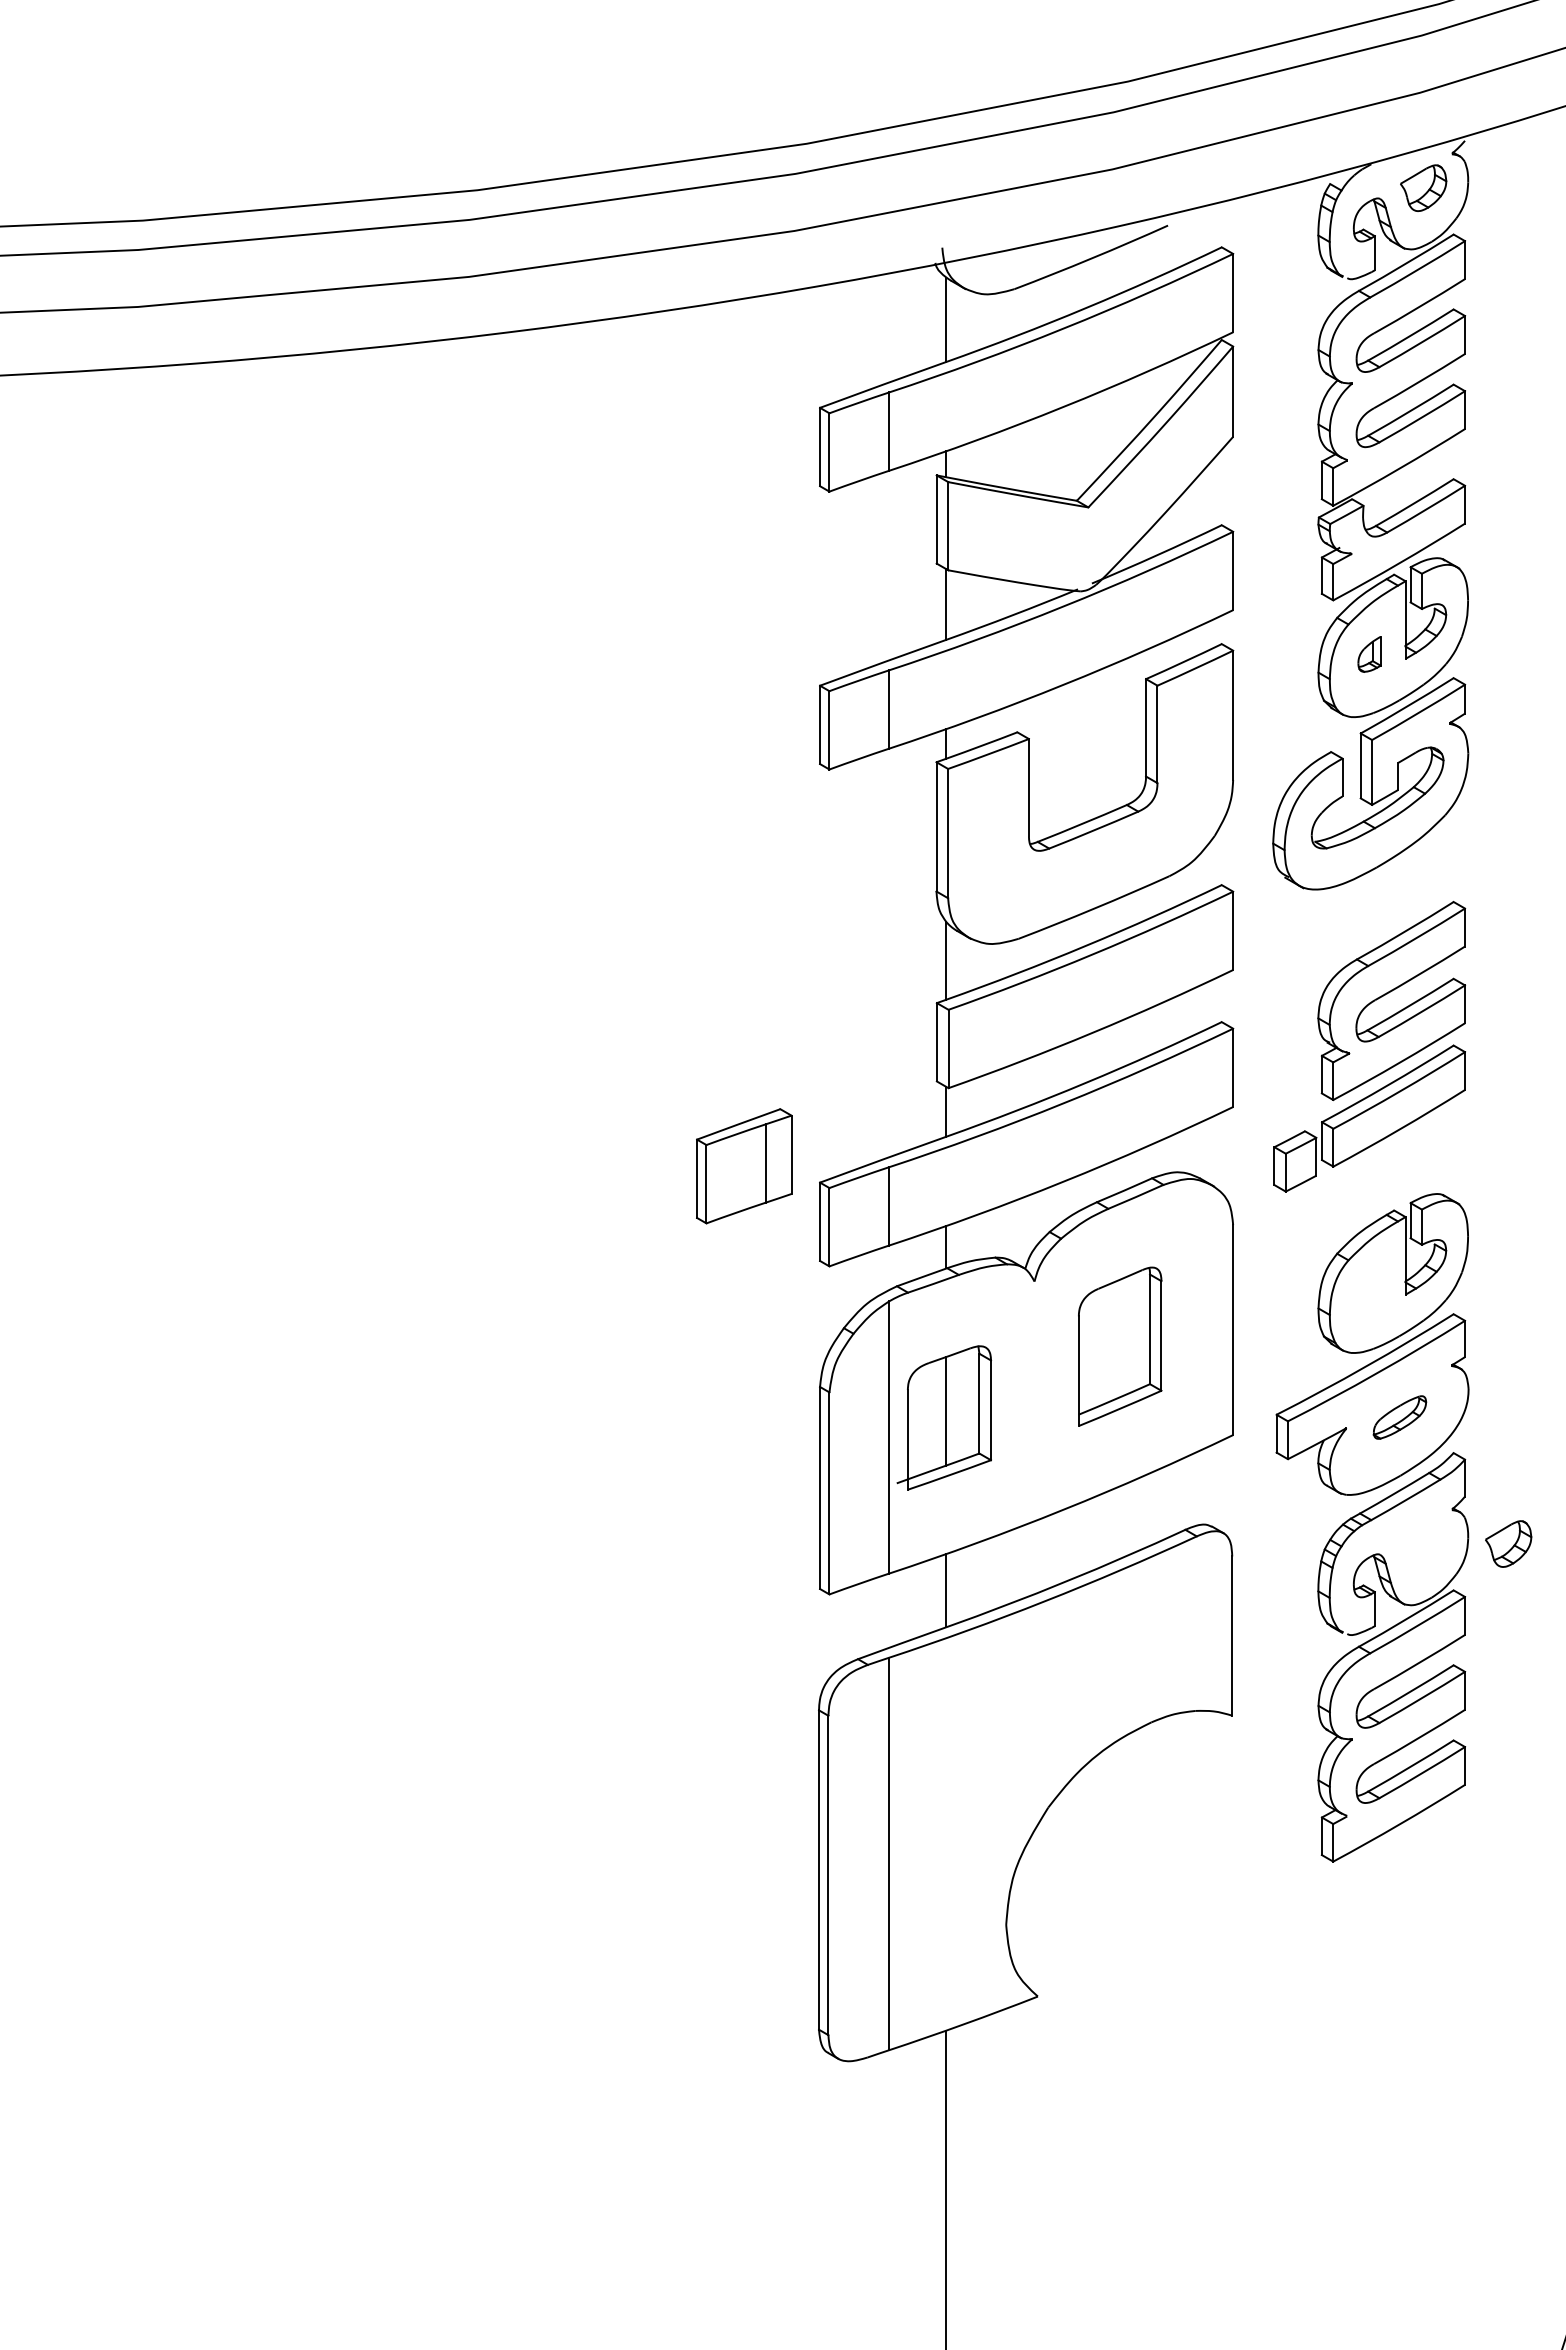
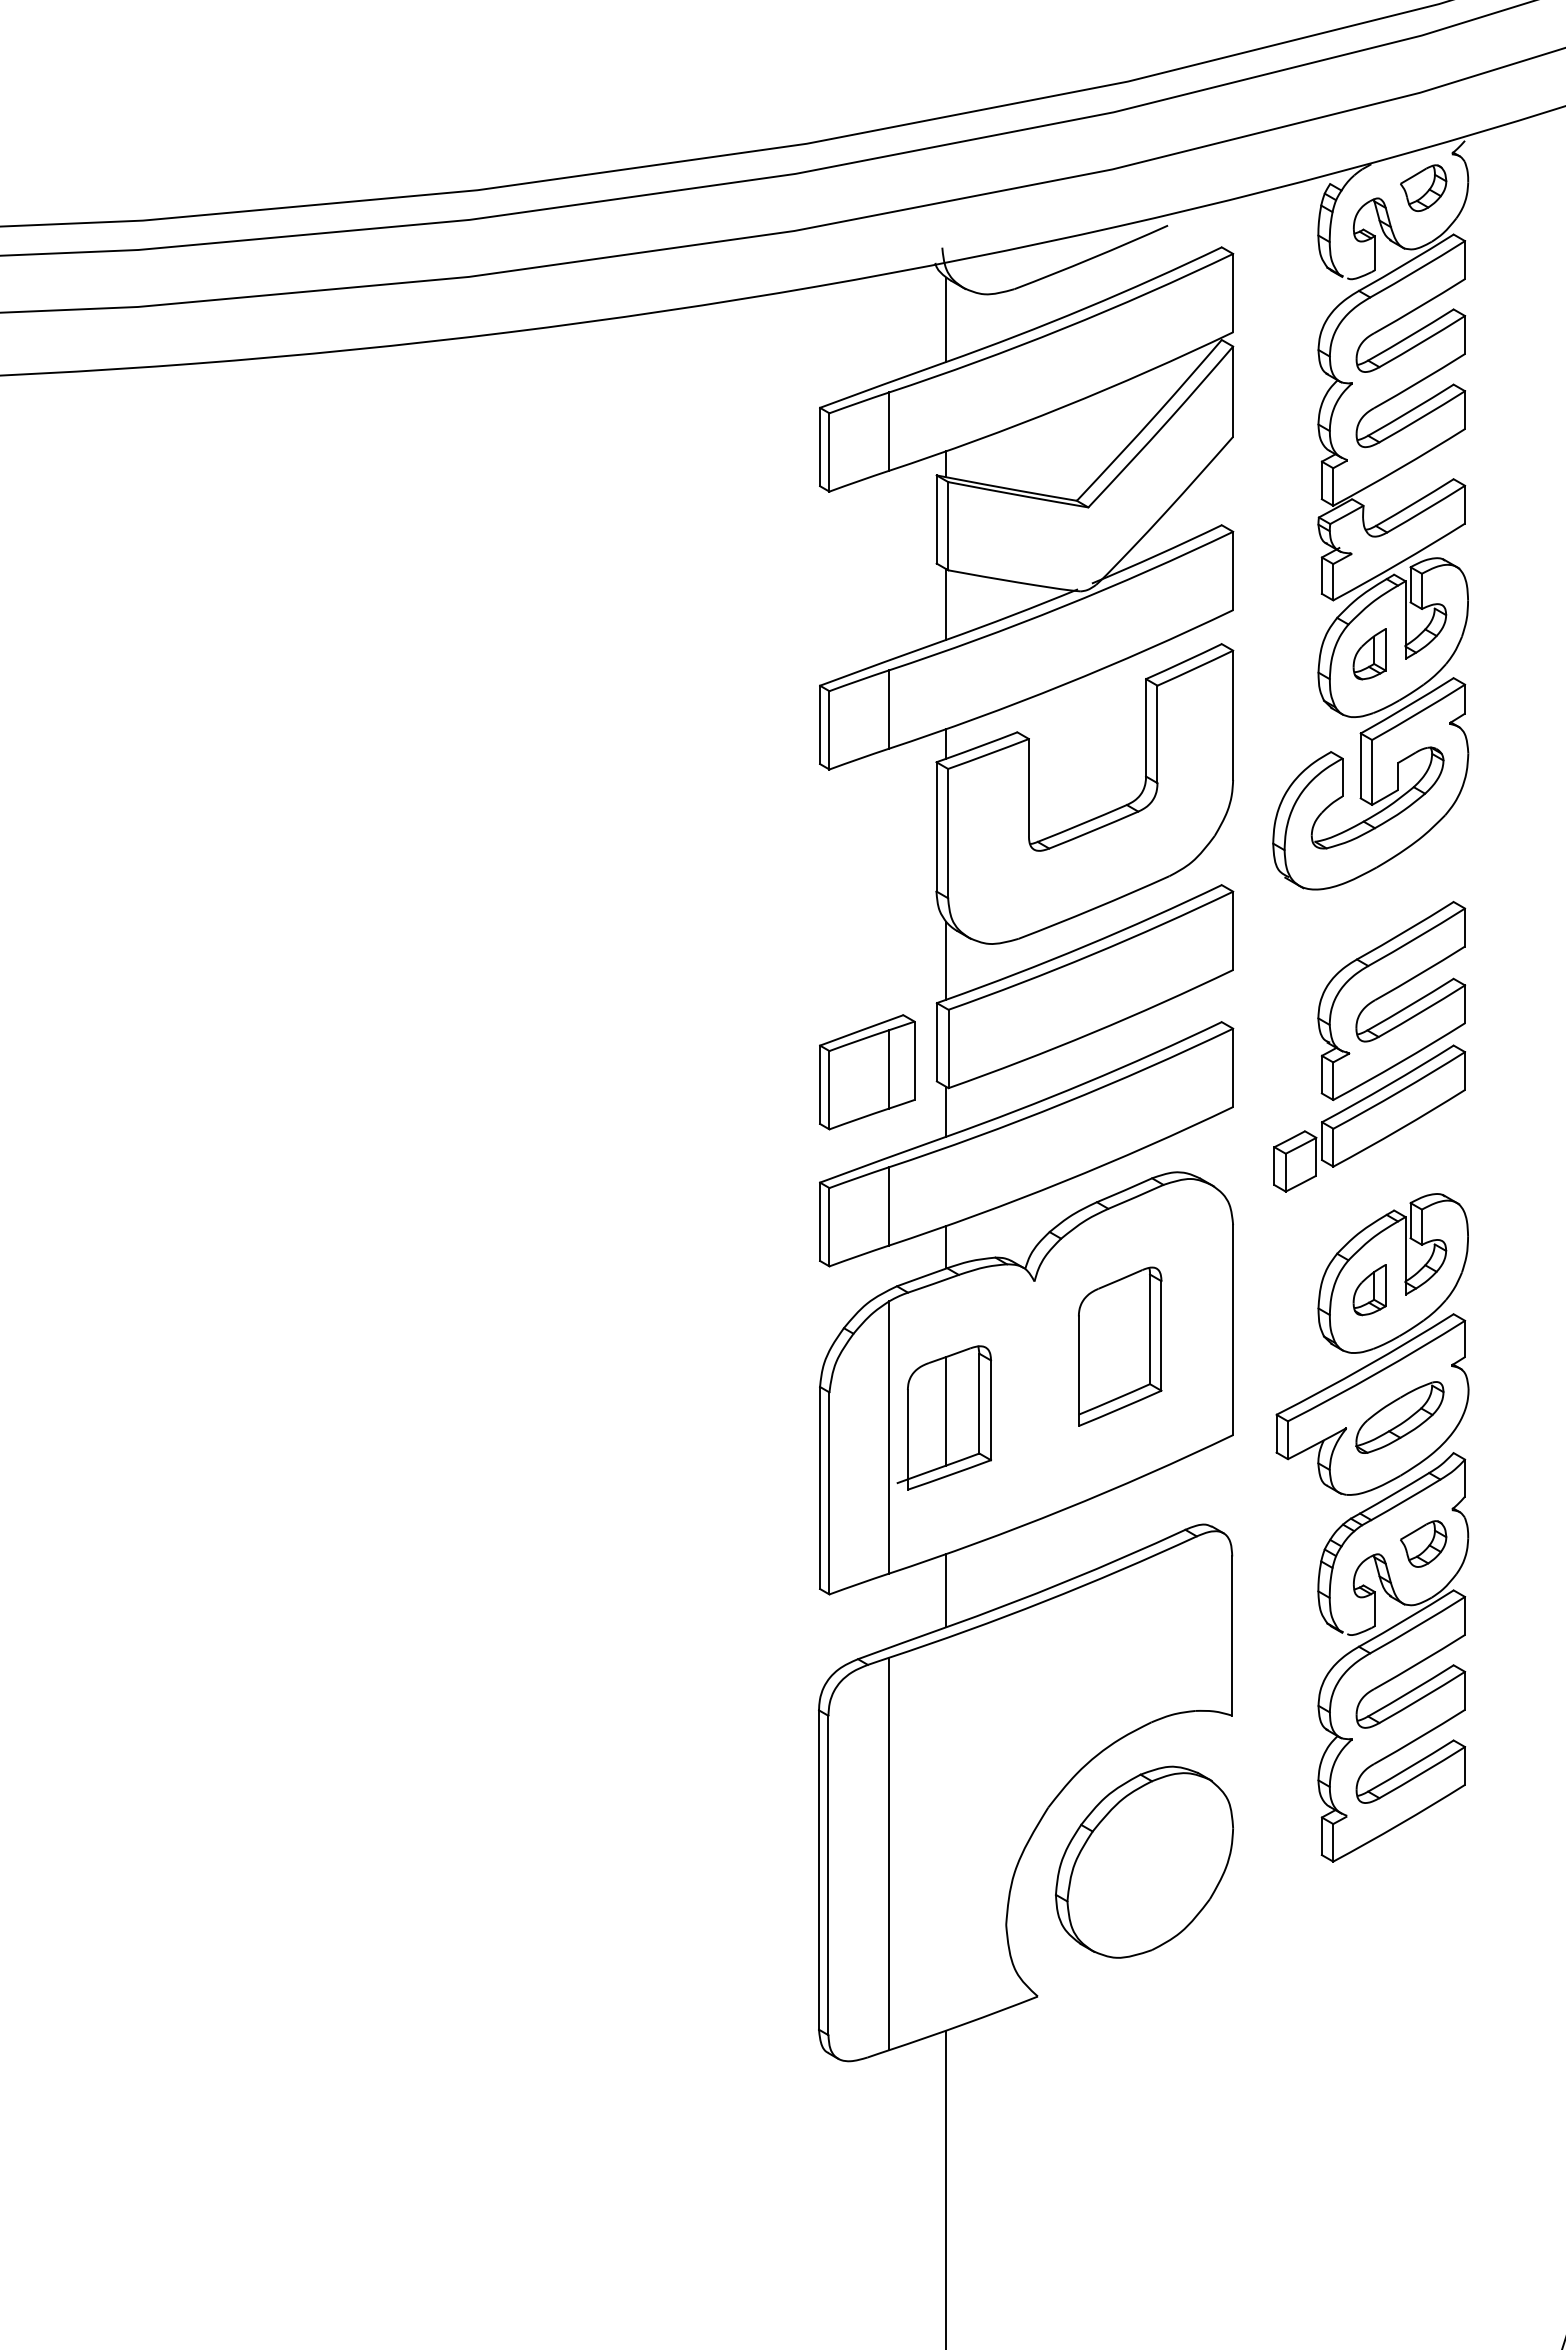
part size: 25x37 px -> 35x53 px (1369, 654)
part position: (744, 1166) -> (867, 1072) (867, 1072)
part: none -> present (1369, 1290)
part size: 56x45 px -> 90x73 px (1399, 1417)
part position: (1508, 1543) -> (1423, 1543) (1423, 1543)
part: none -> present (1144, 1861)
